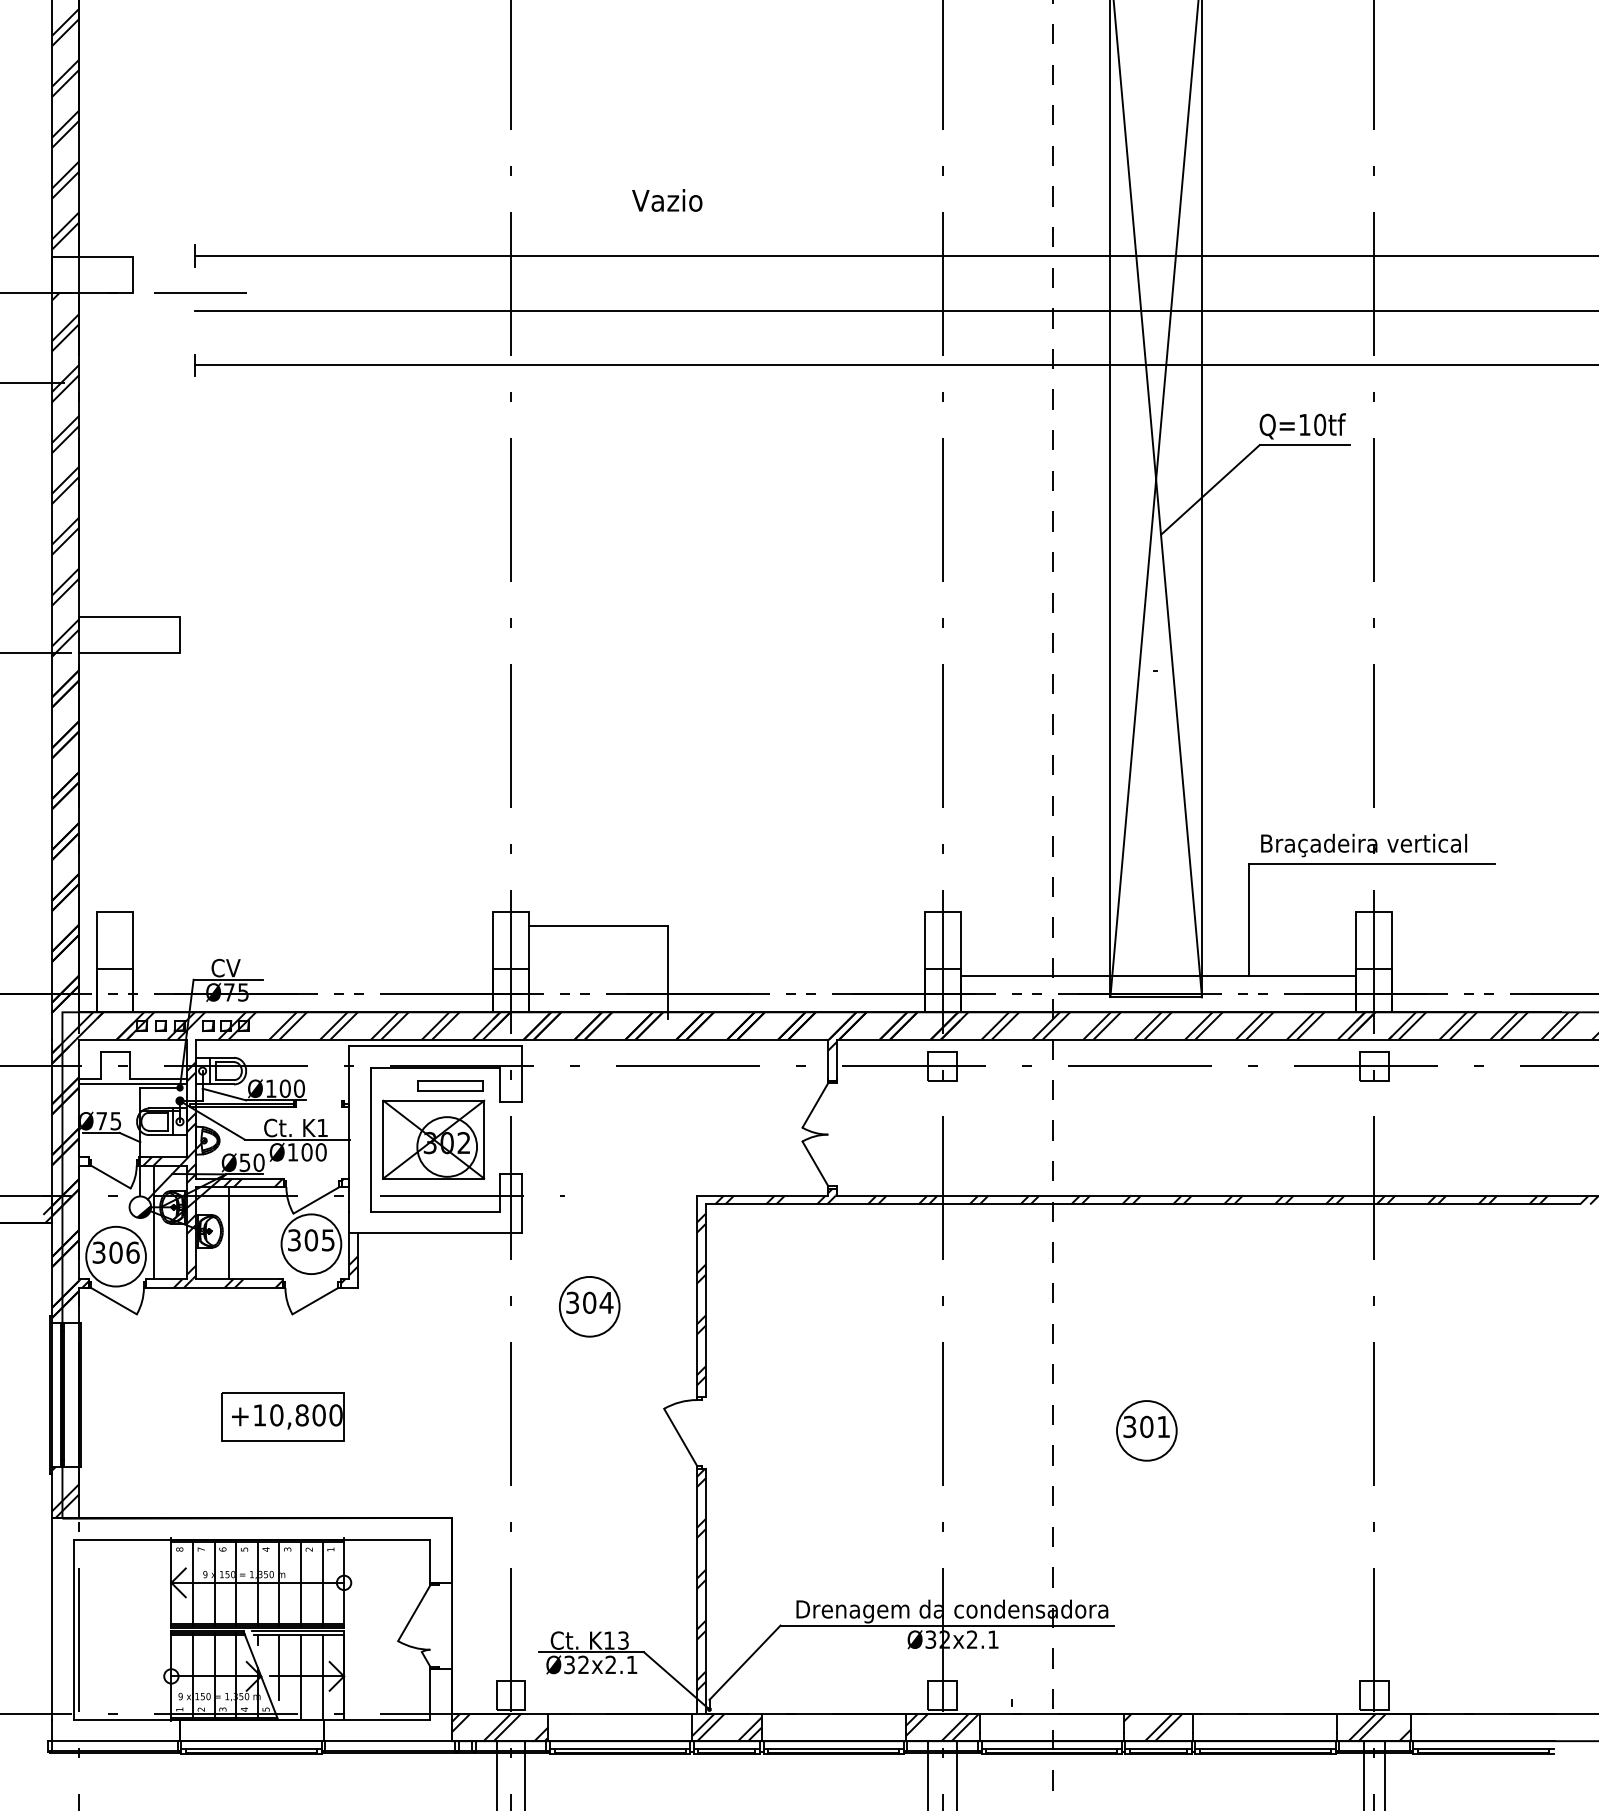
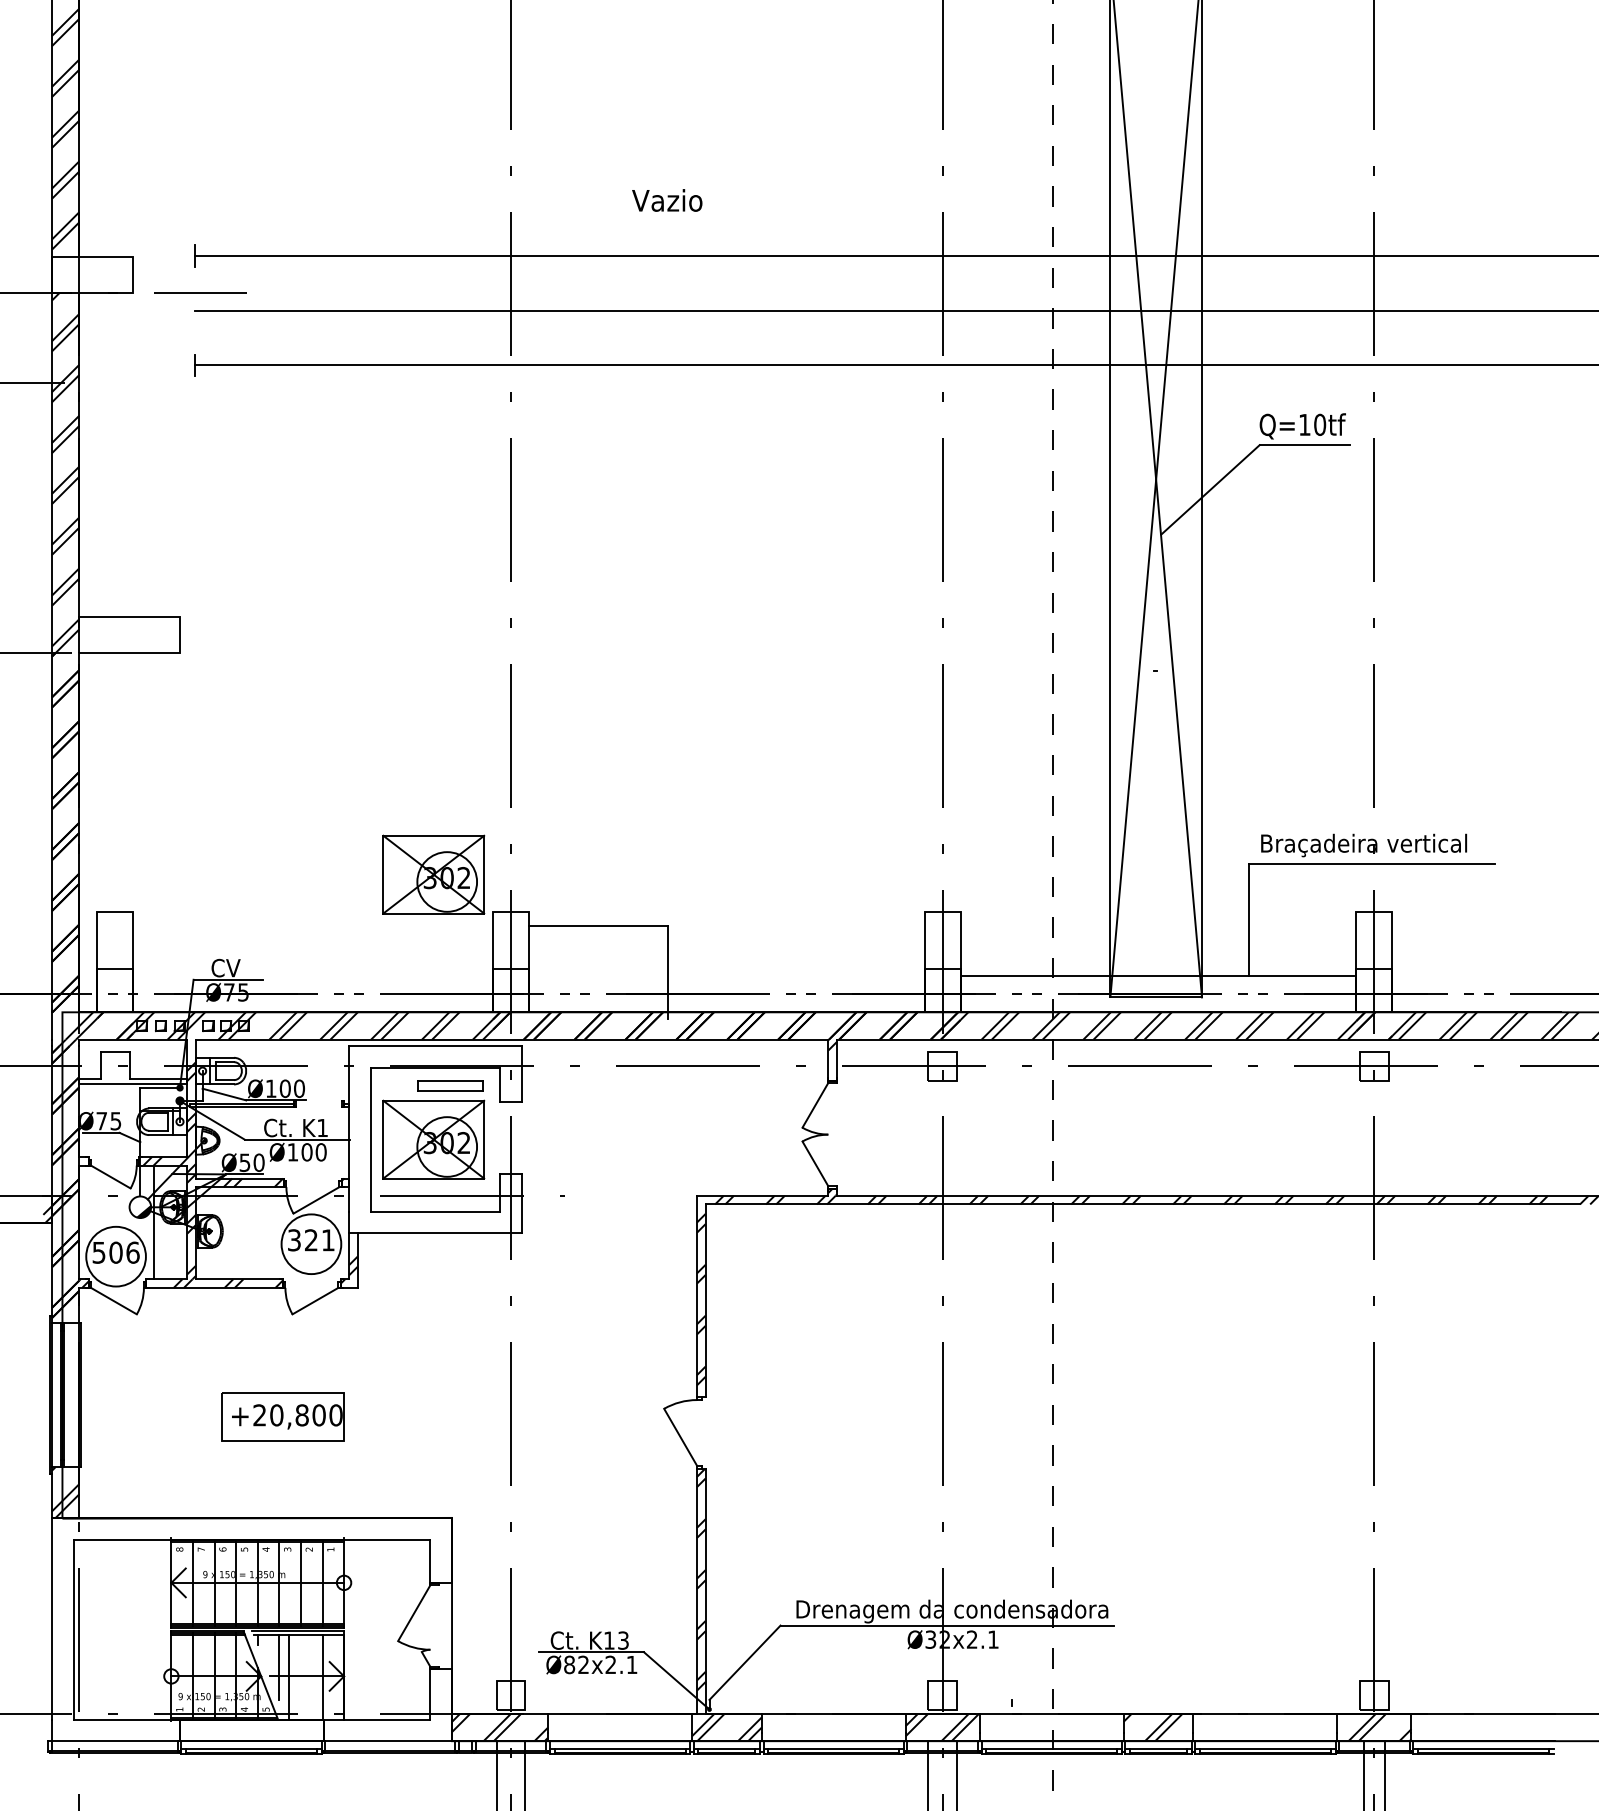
part: none -> present (433, 874)
line: present -> none (228, 1233)
text: 305 -> 321 (319, 1240)
text: 306 -> 506 (99, 1252)
part: present -> none (589, 1306)
text: +10,800 -> +20,800 (259, 1415)
part: present -> none (1146, 1430)
text: Ø32x2.1 -> Ø82x2.1 (569, 1664)
line position: (300, 1677) -> (288, 1677) (288, 1677)
